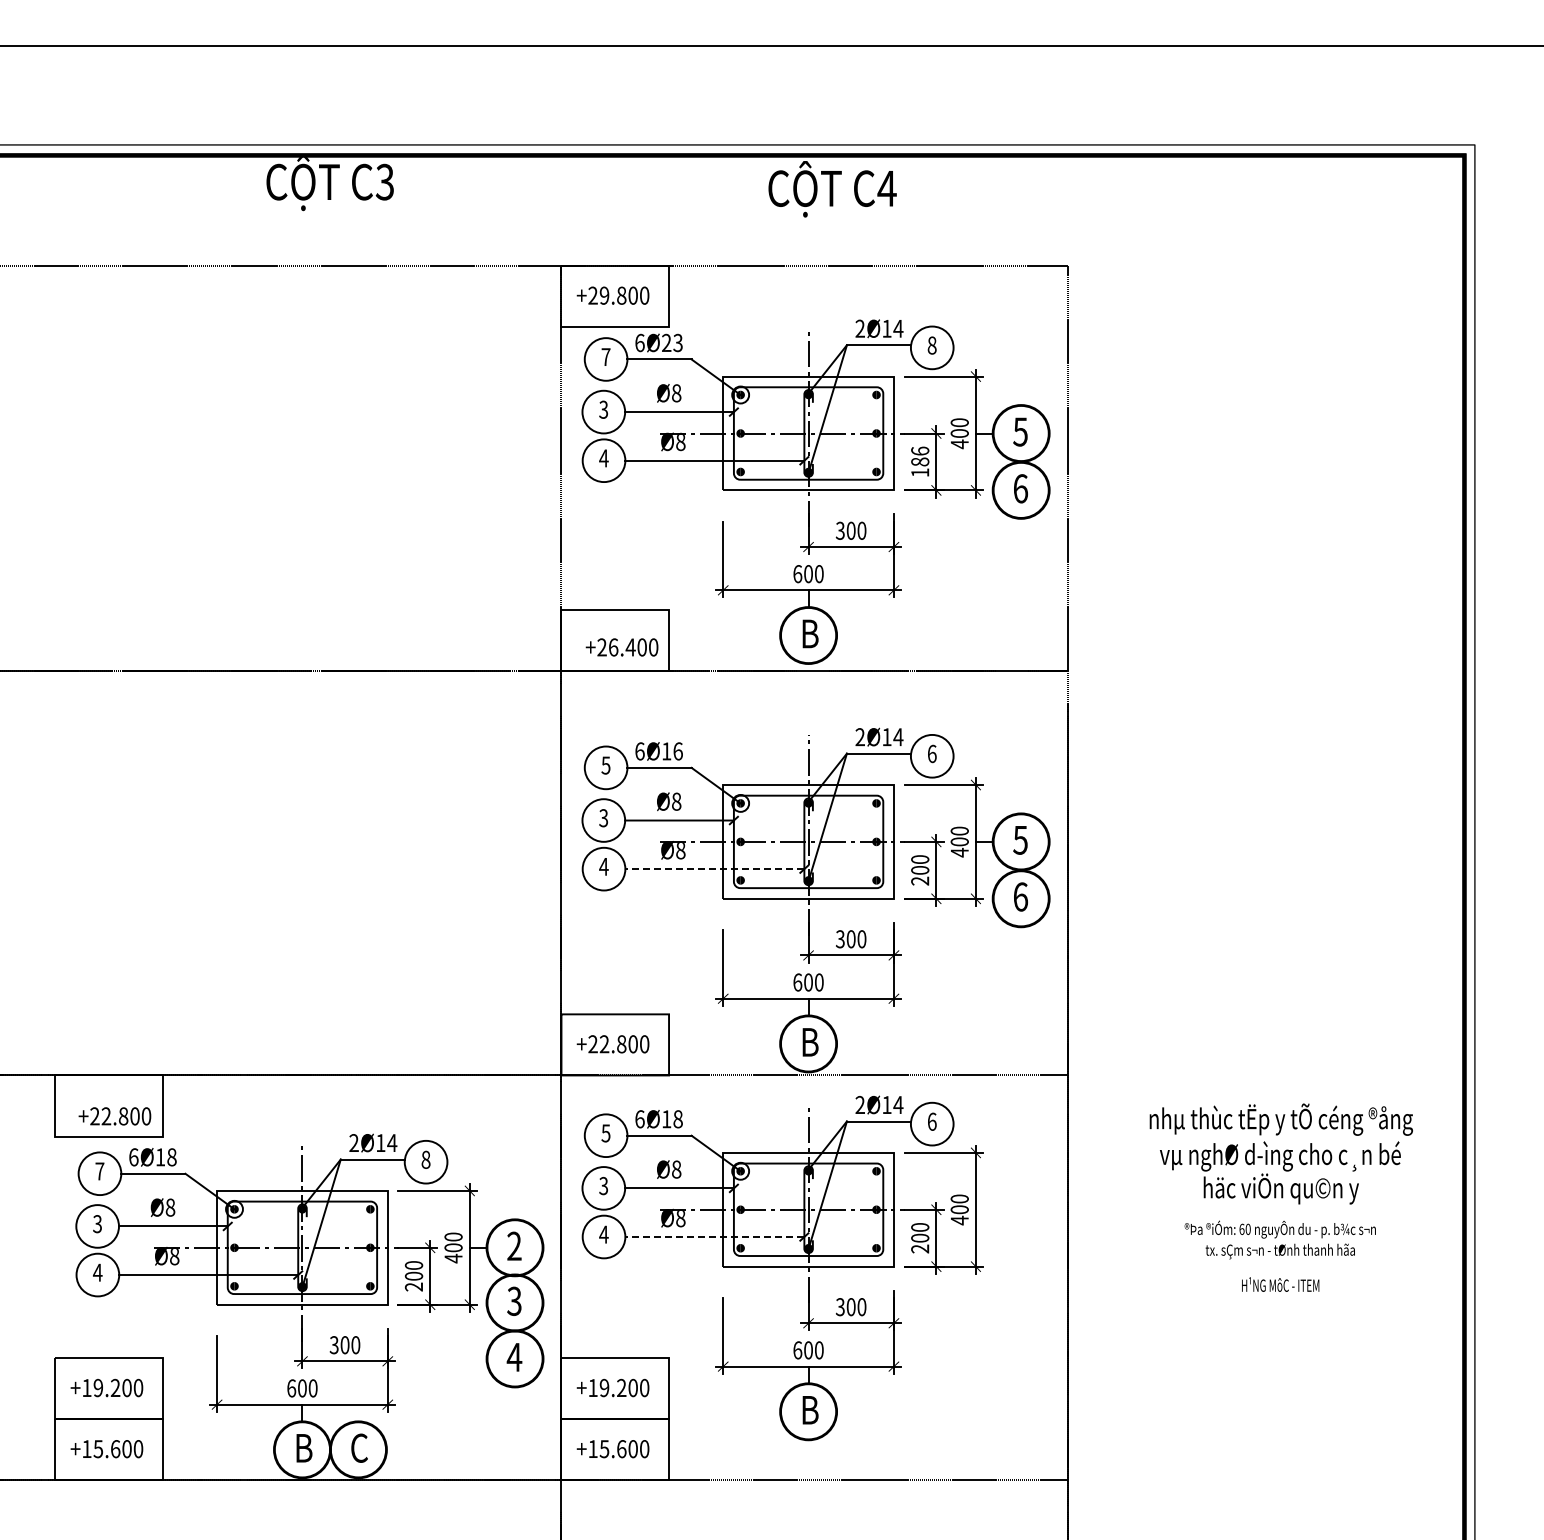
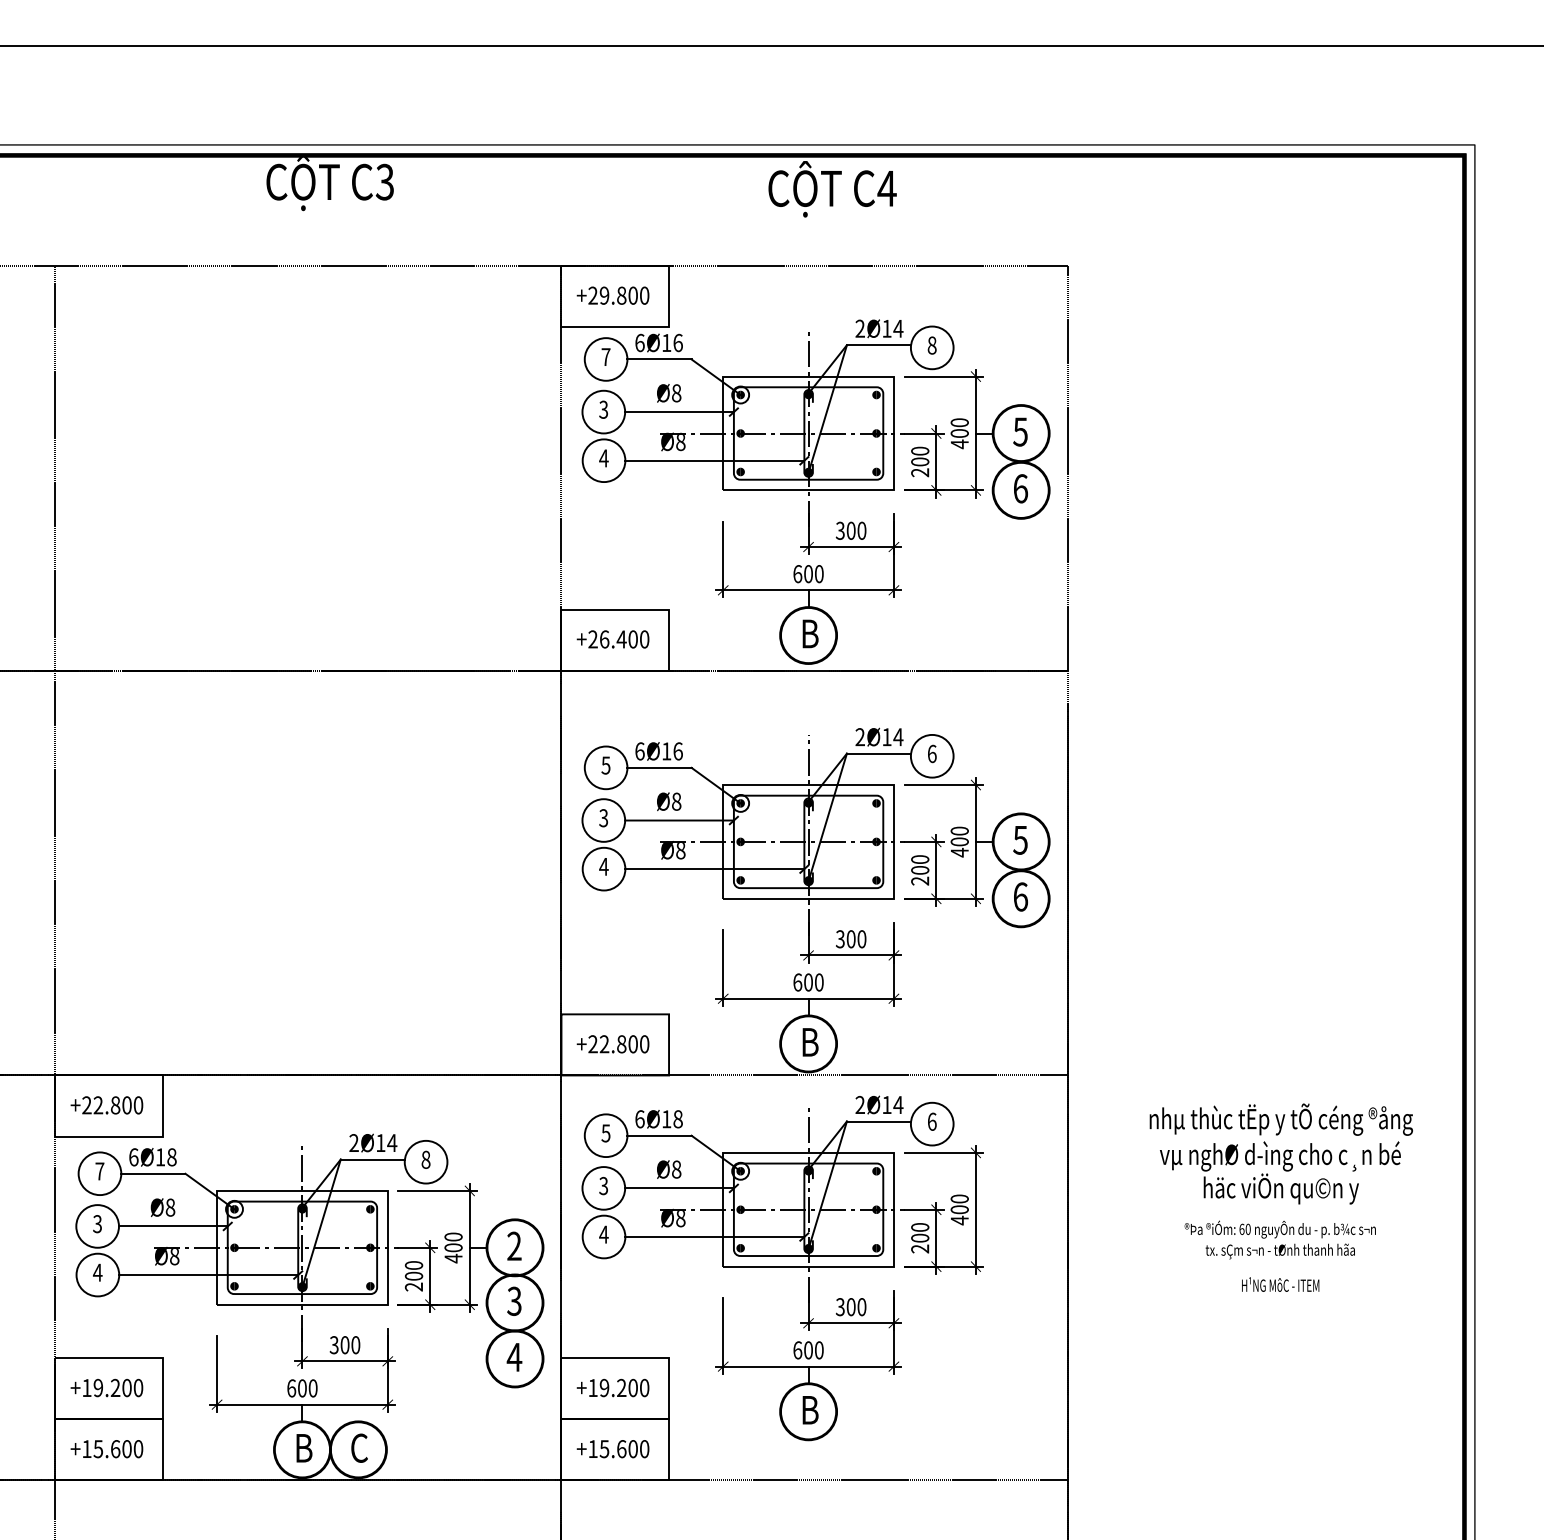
text: 6Ø23 -> 6Ø16 (672, 342)
text: 186 -> 200 (920, 461)
text position: (621, 647) -> (612, 639) (612, 639)
line: dashed -> solid (714, 869)
line: none -> present (55, 900)
text position: (114, 1116) -> (106, 1105) (106, 1105)
line: dashed -> solid (714, 1237)
